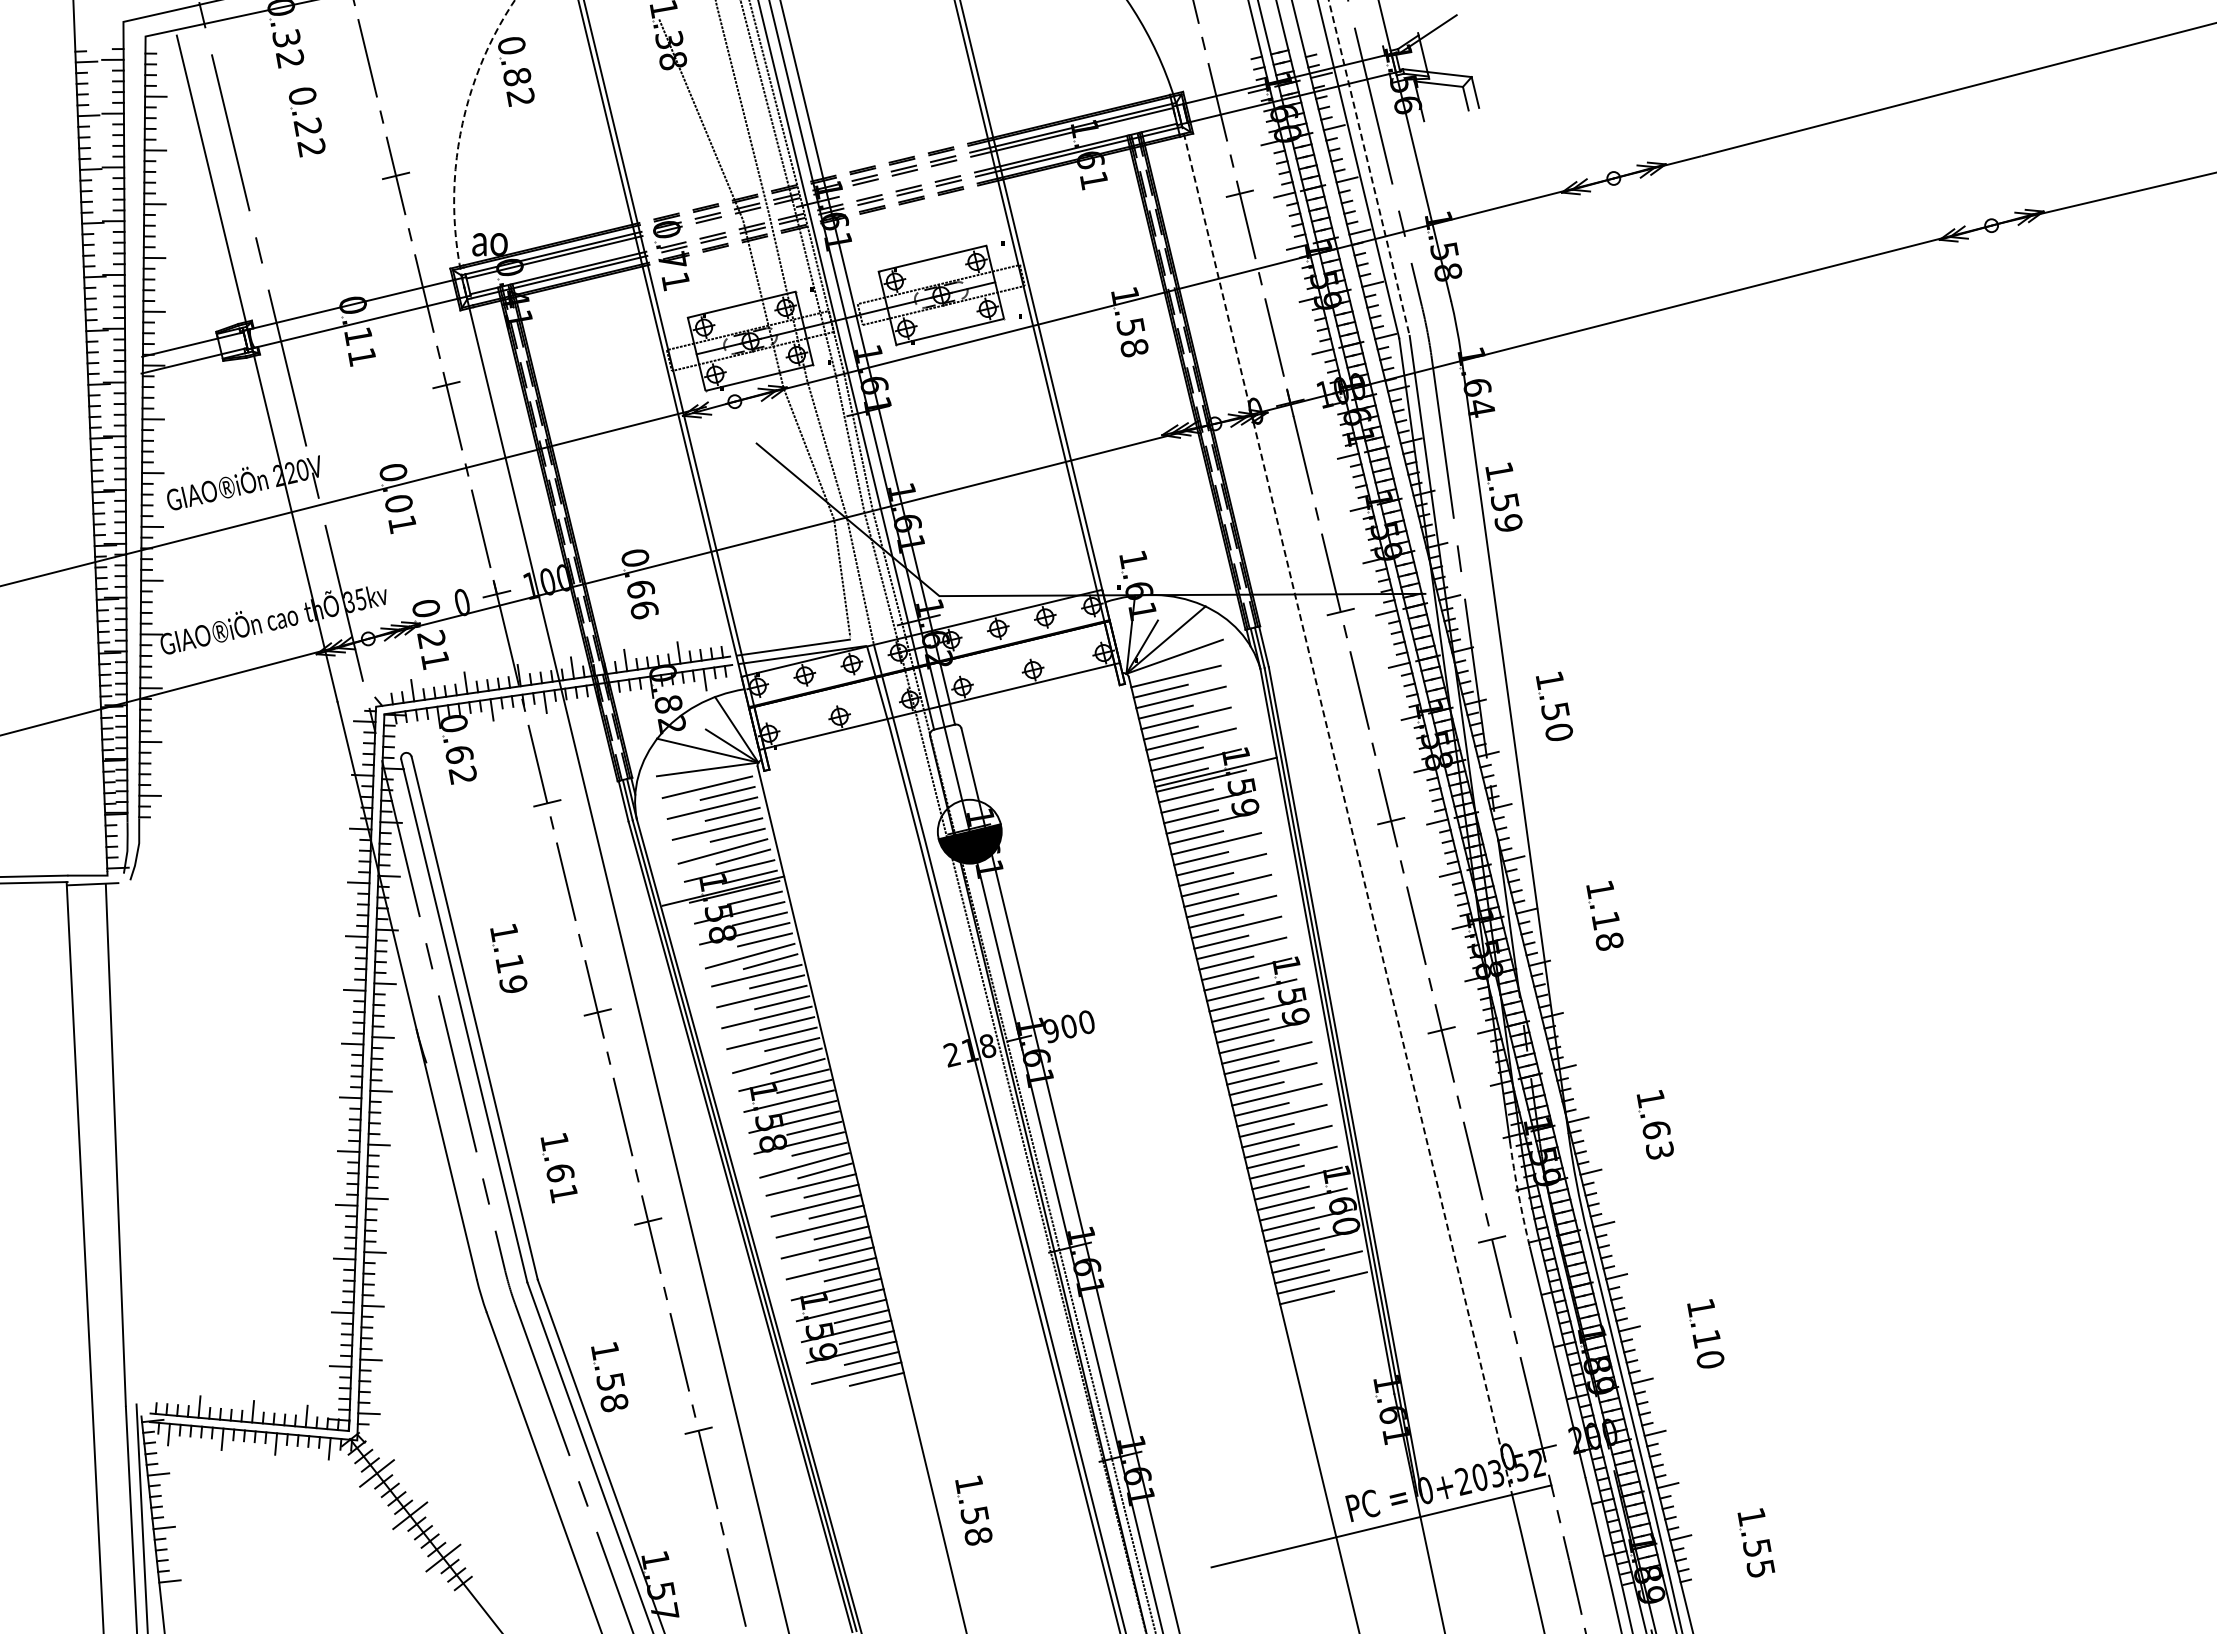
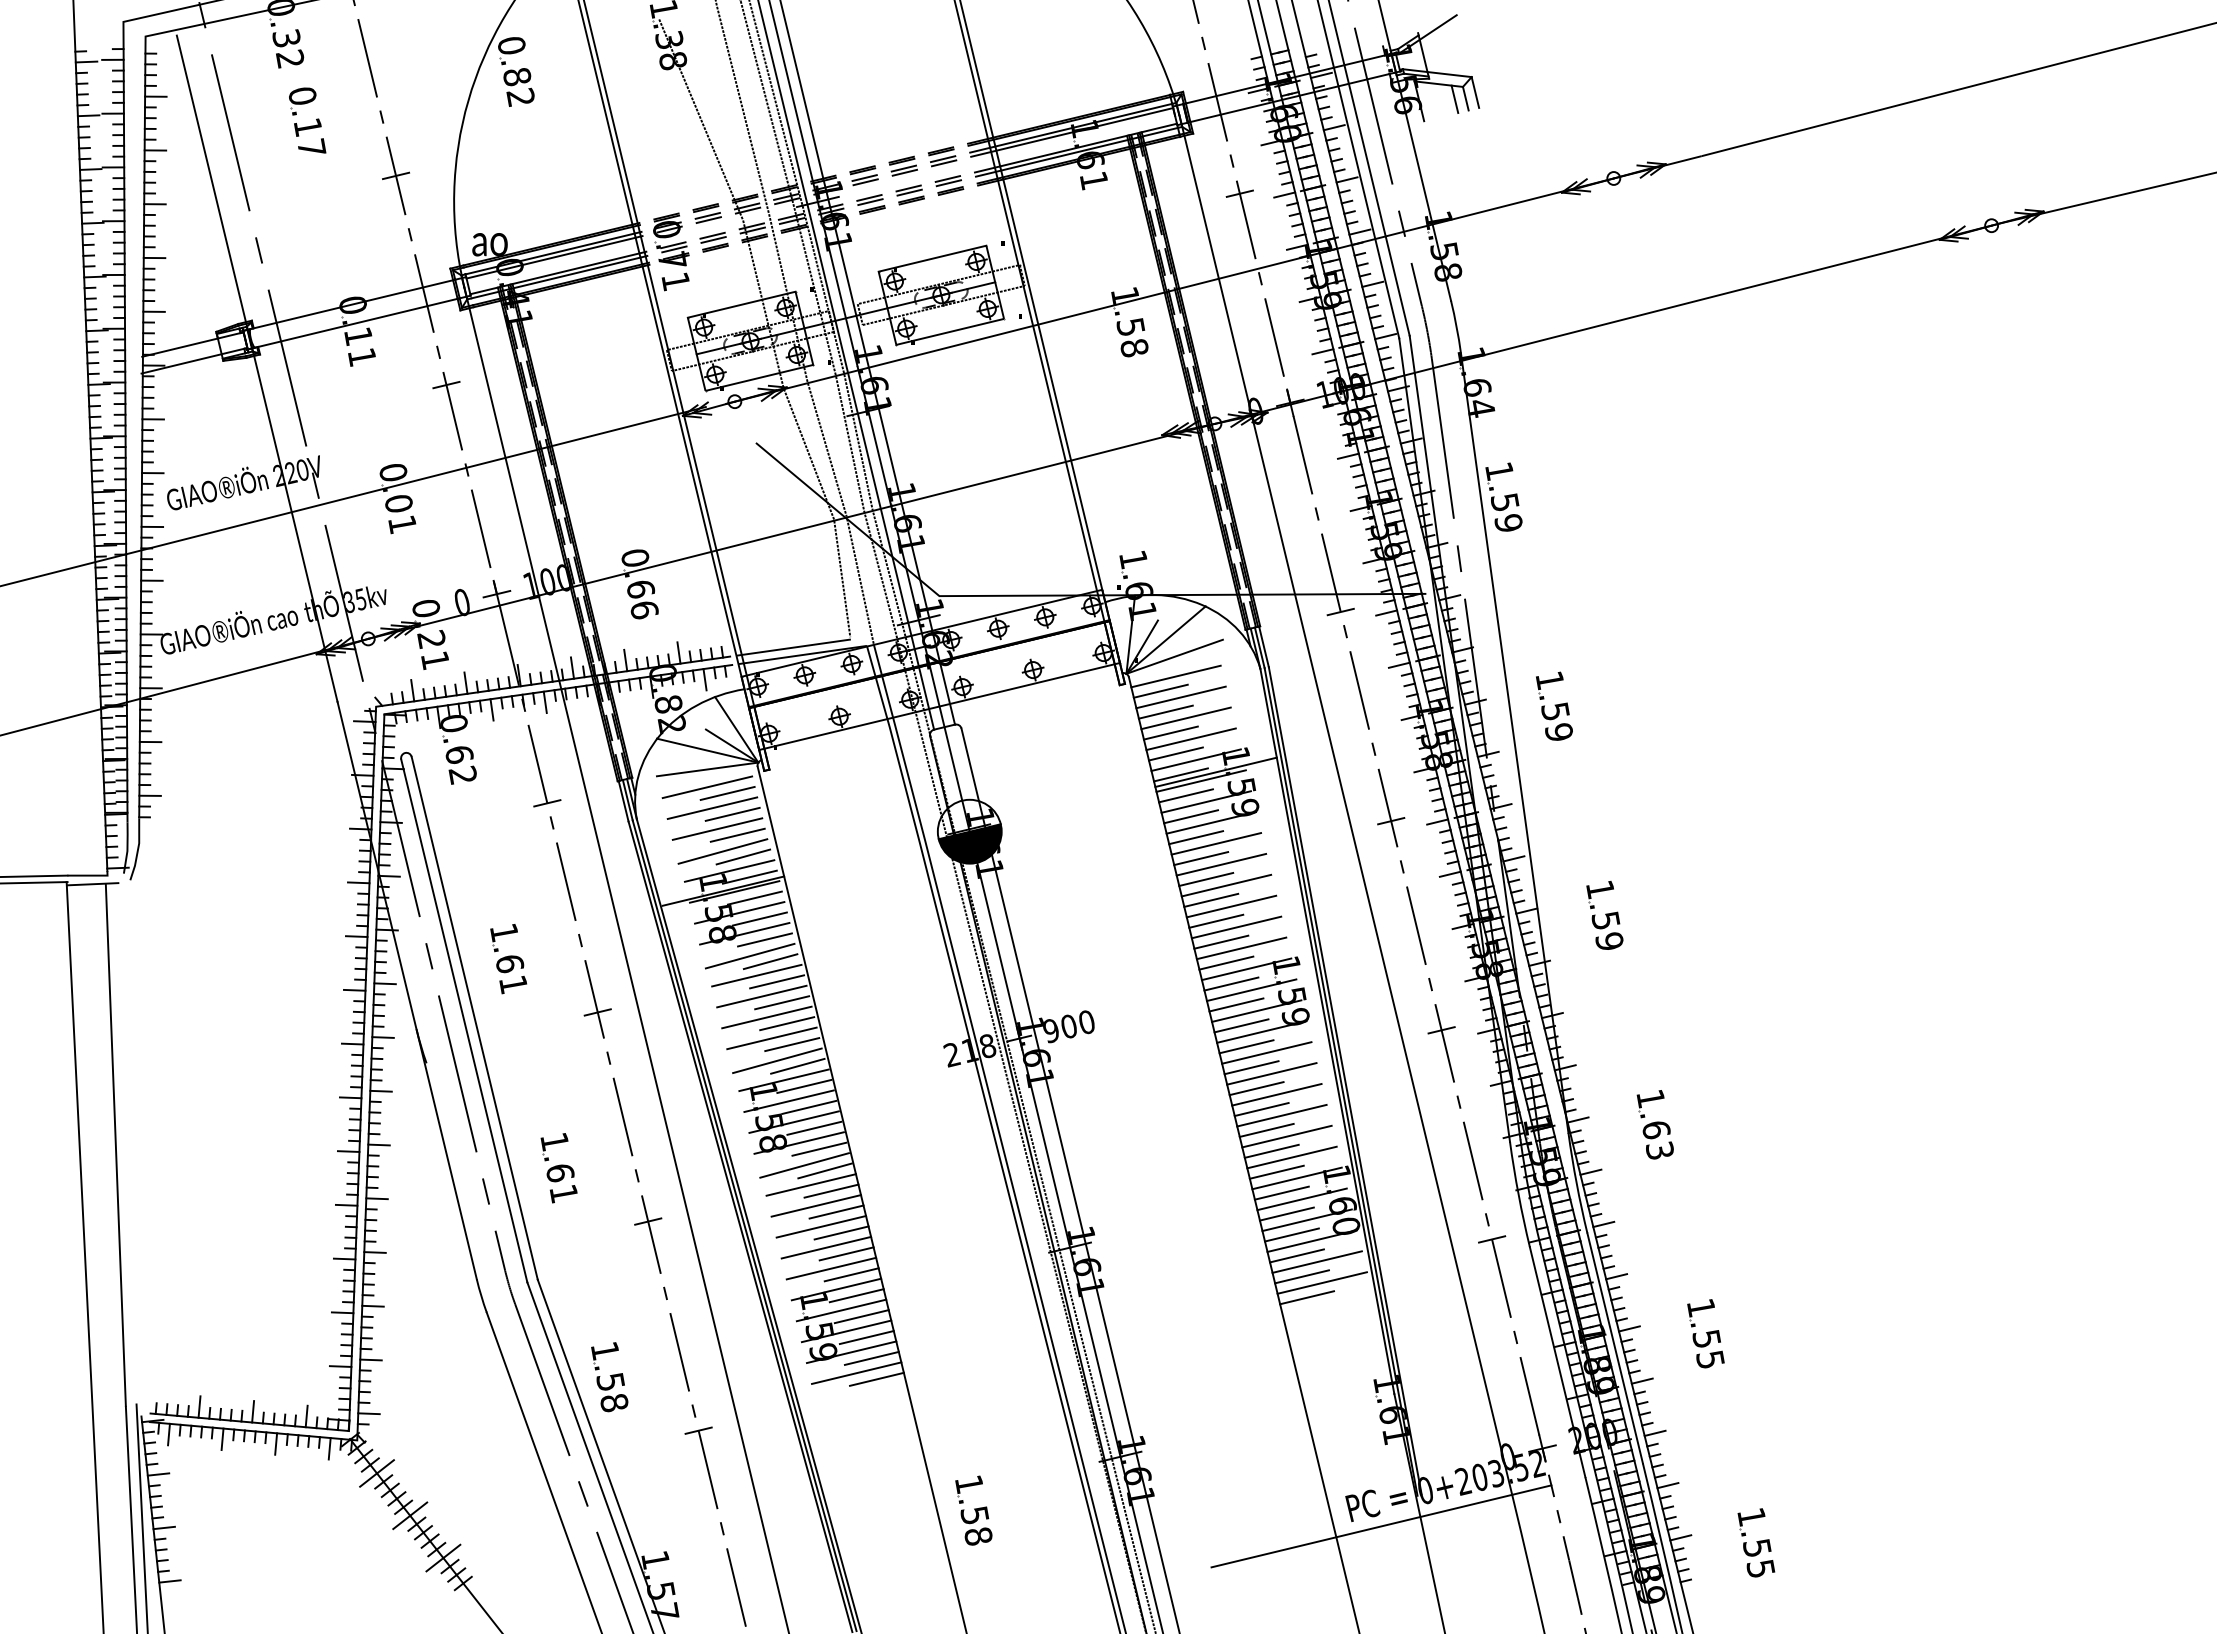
line: none -> present (1454, 99)
text: 0.22 -> 0.17 (309, 137)
arc: dashed -> solid (459, 137)
line: dashed -> solid (1369, 168)
text: 1.50 -> 1.59 (1558, 732)
line: dashed -> solid (1346, 808)
text: 1.18 -> 1.59 (1607, 930)
text: 1.19 -> 1.61 (511, 974)
arc: dashed -> solid (1518, 1194)
text: 1.10 -> 1.55 (1708, 1349)
